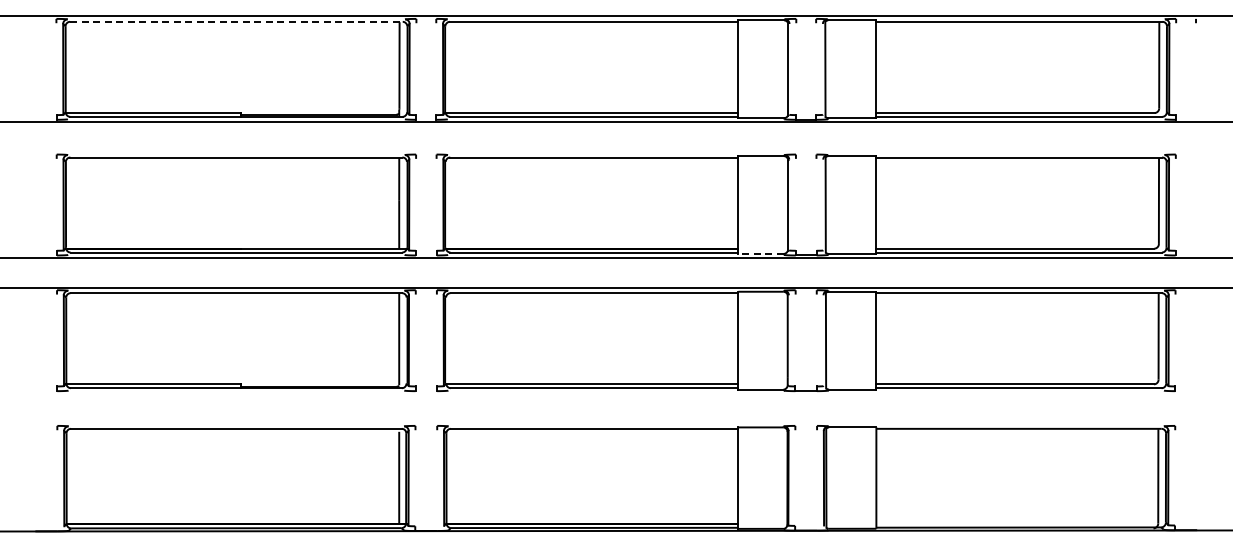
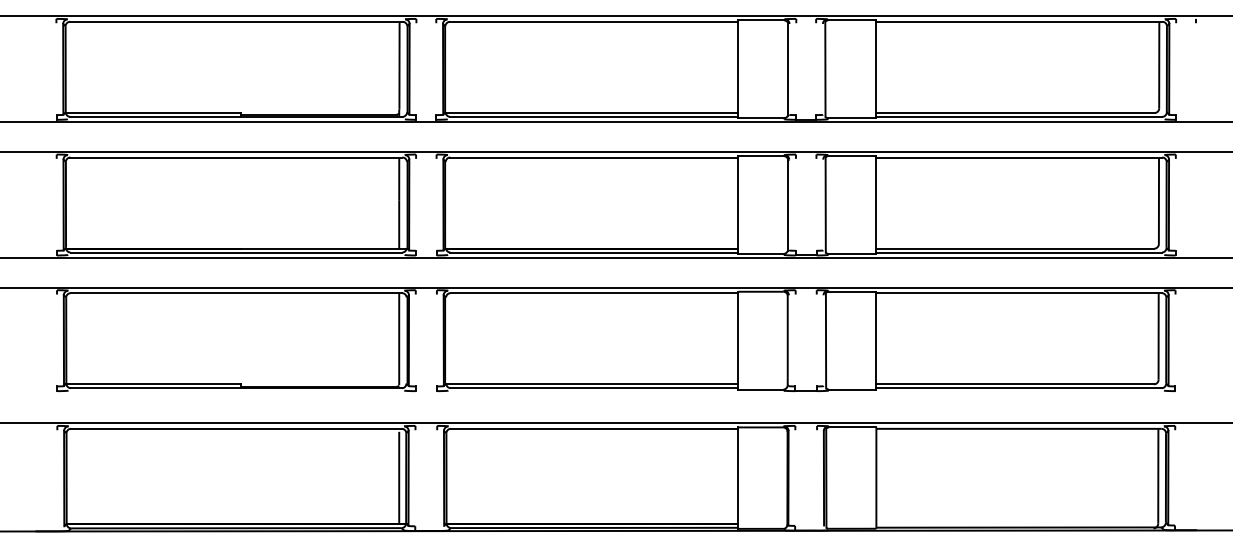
line: dashed -> solid (236, 21)
line: none -> present (615, 151)
line: dashed -> solid (761, 253)
line: none -> present (615, 423)
